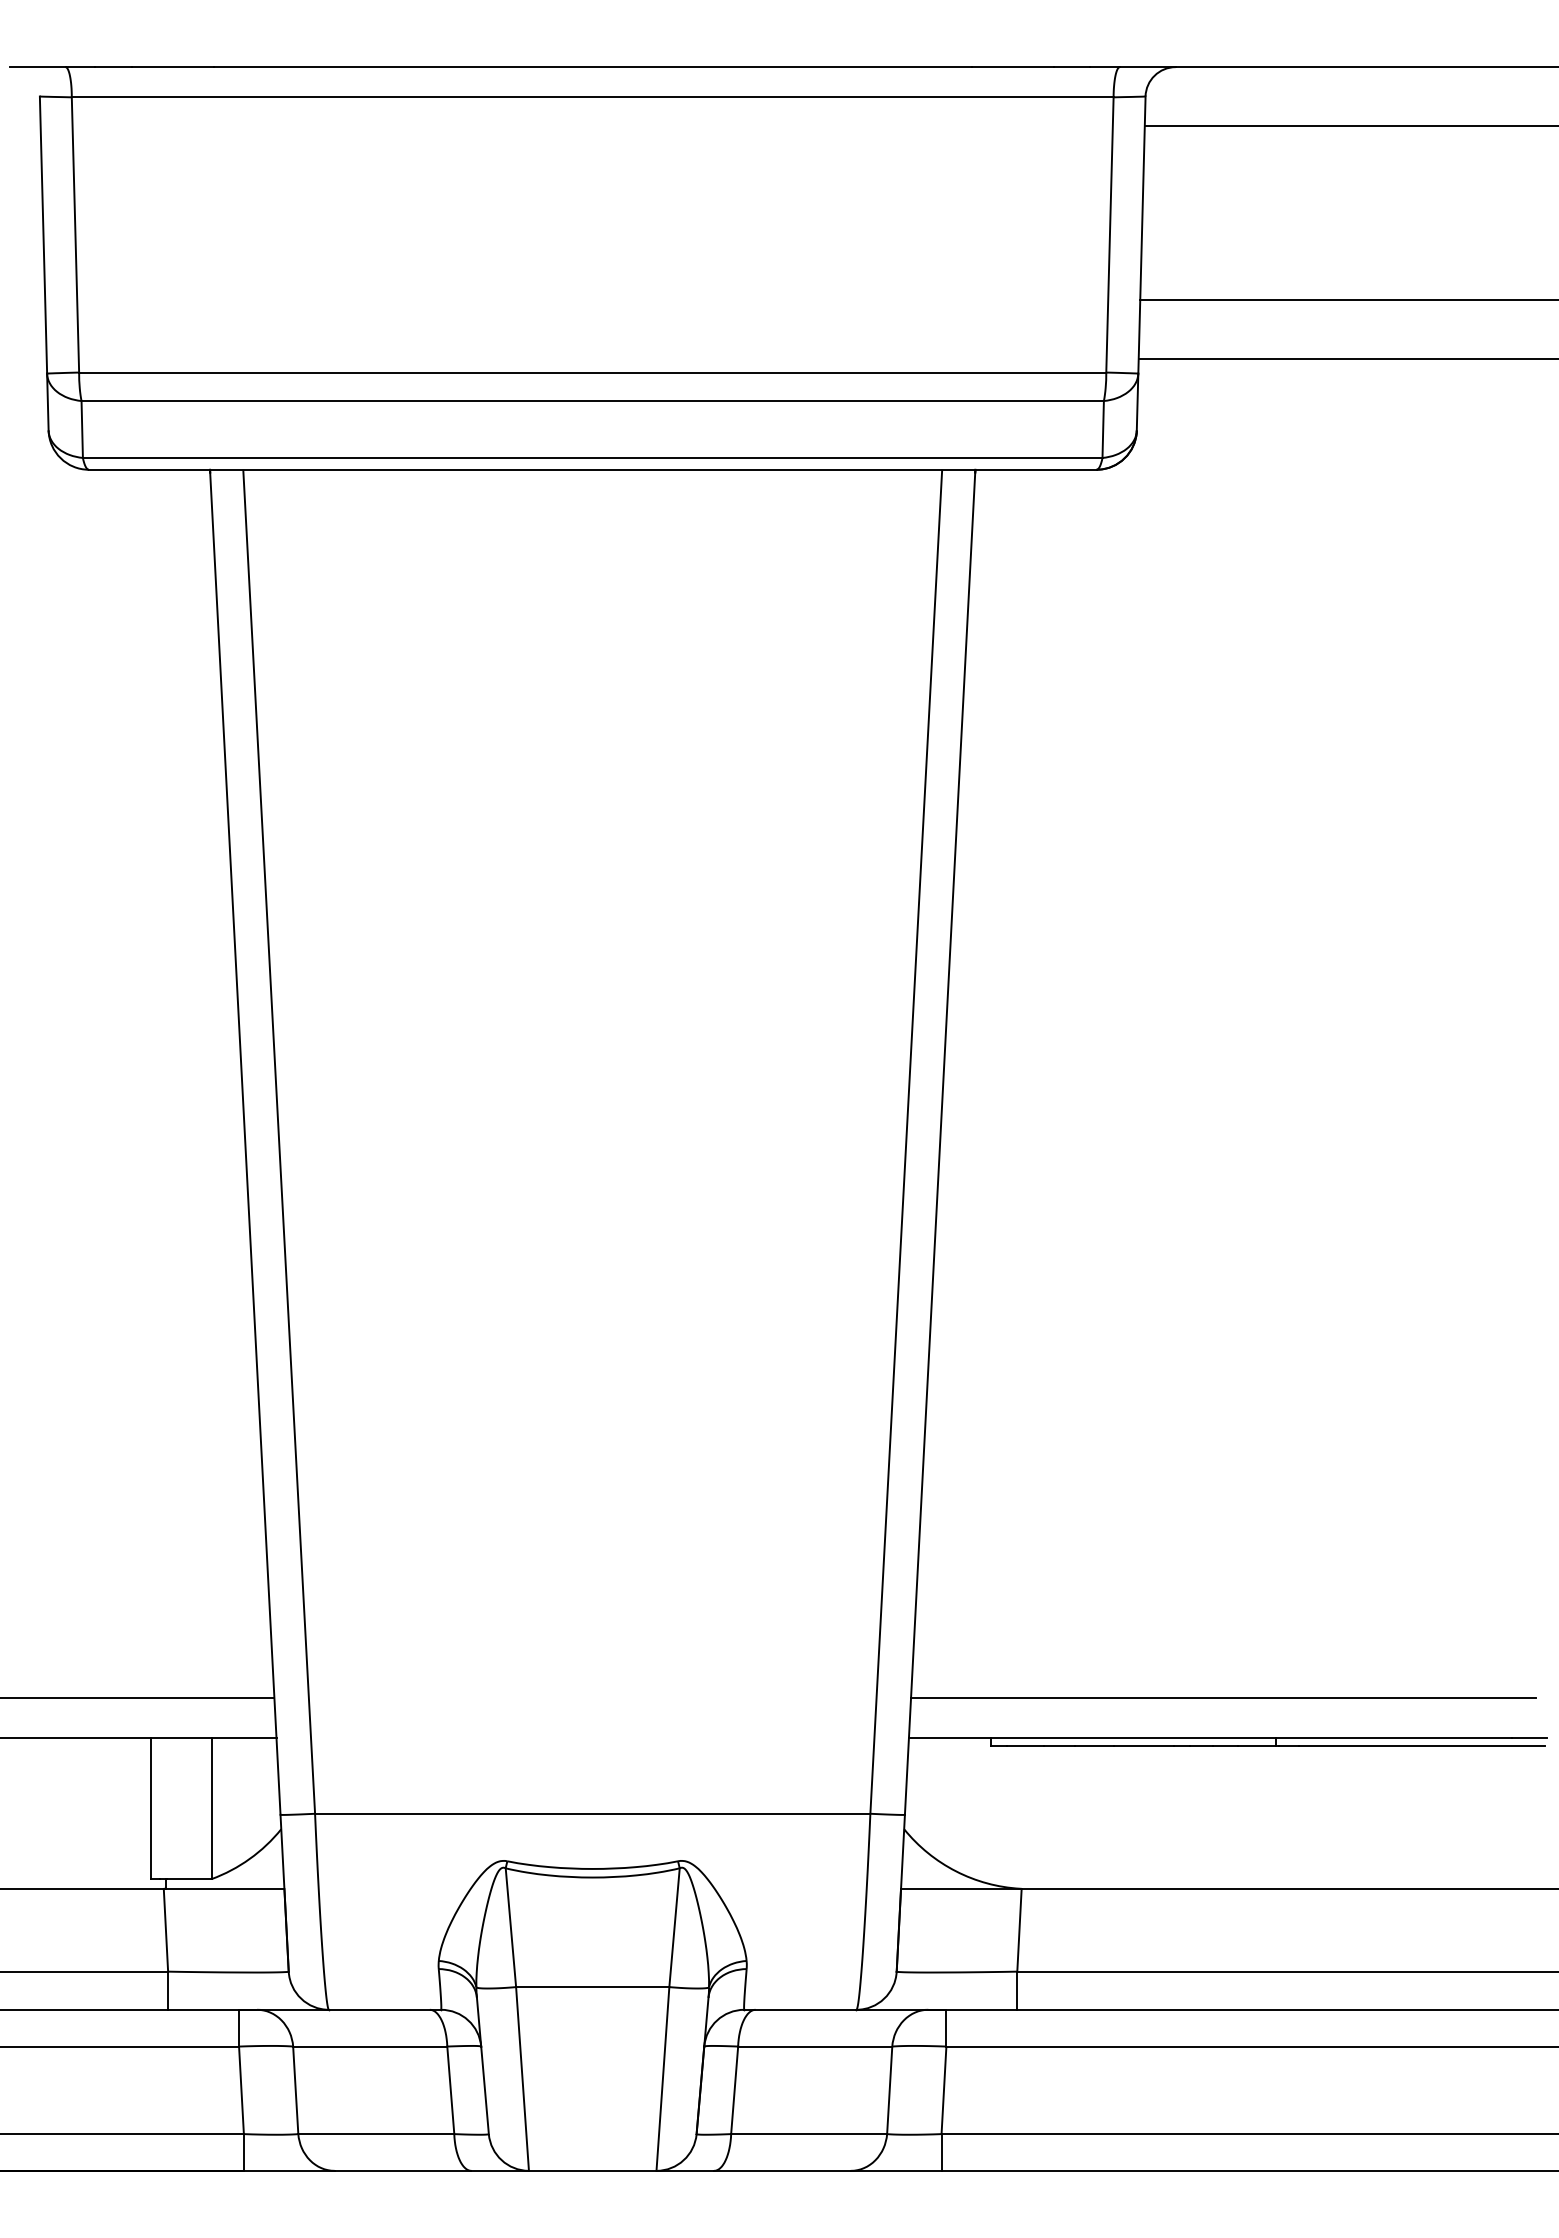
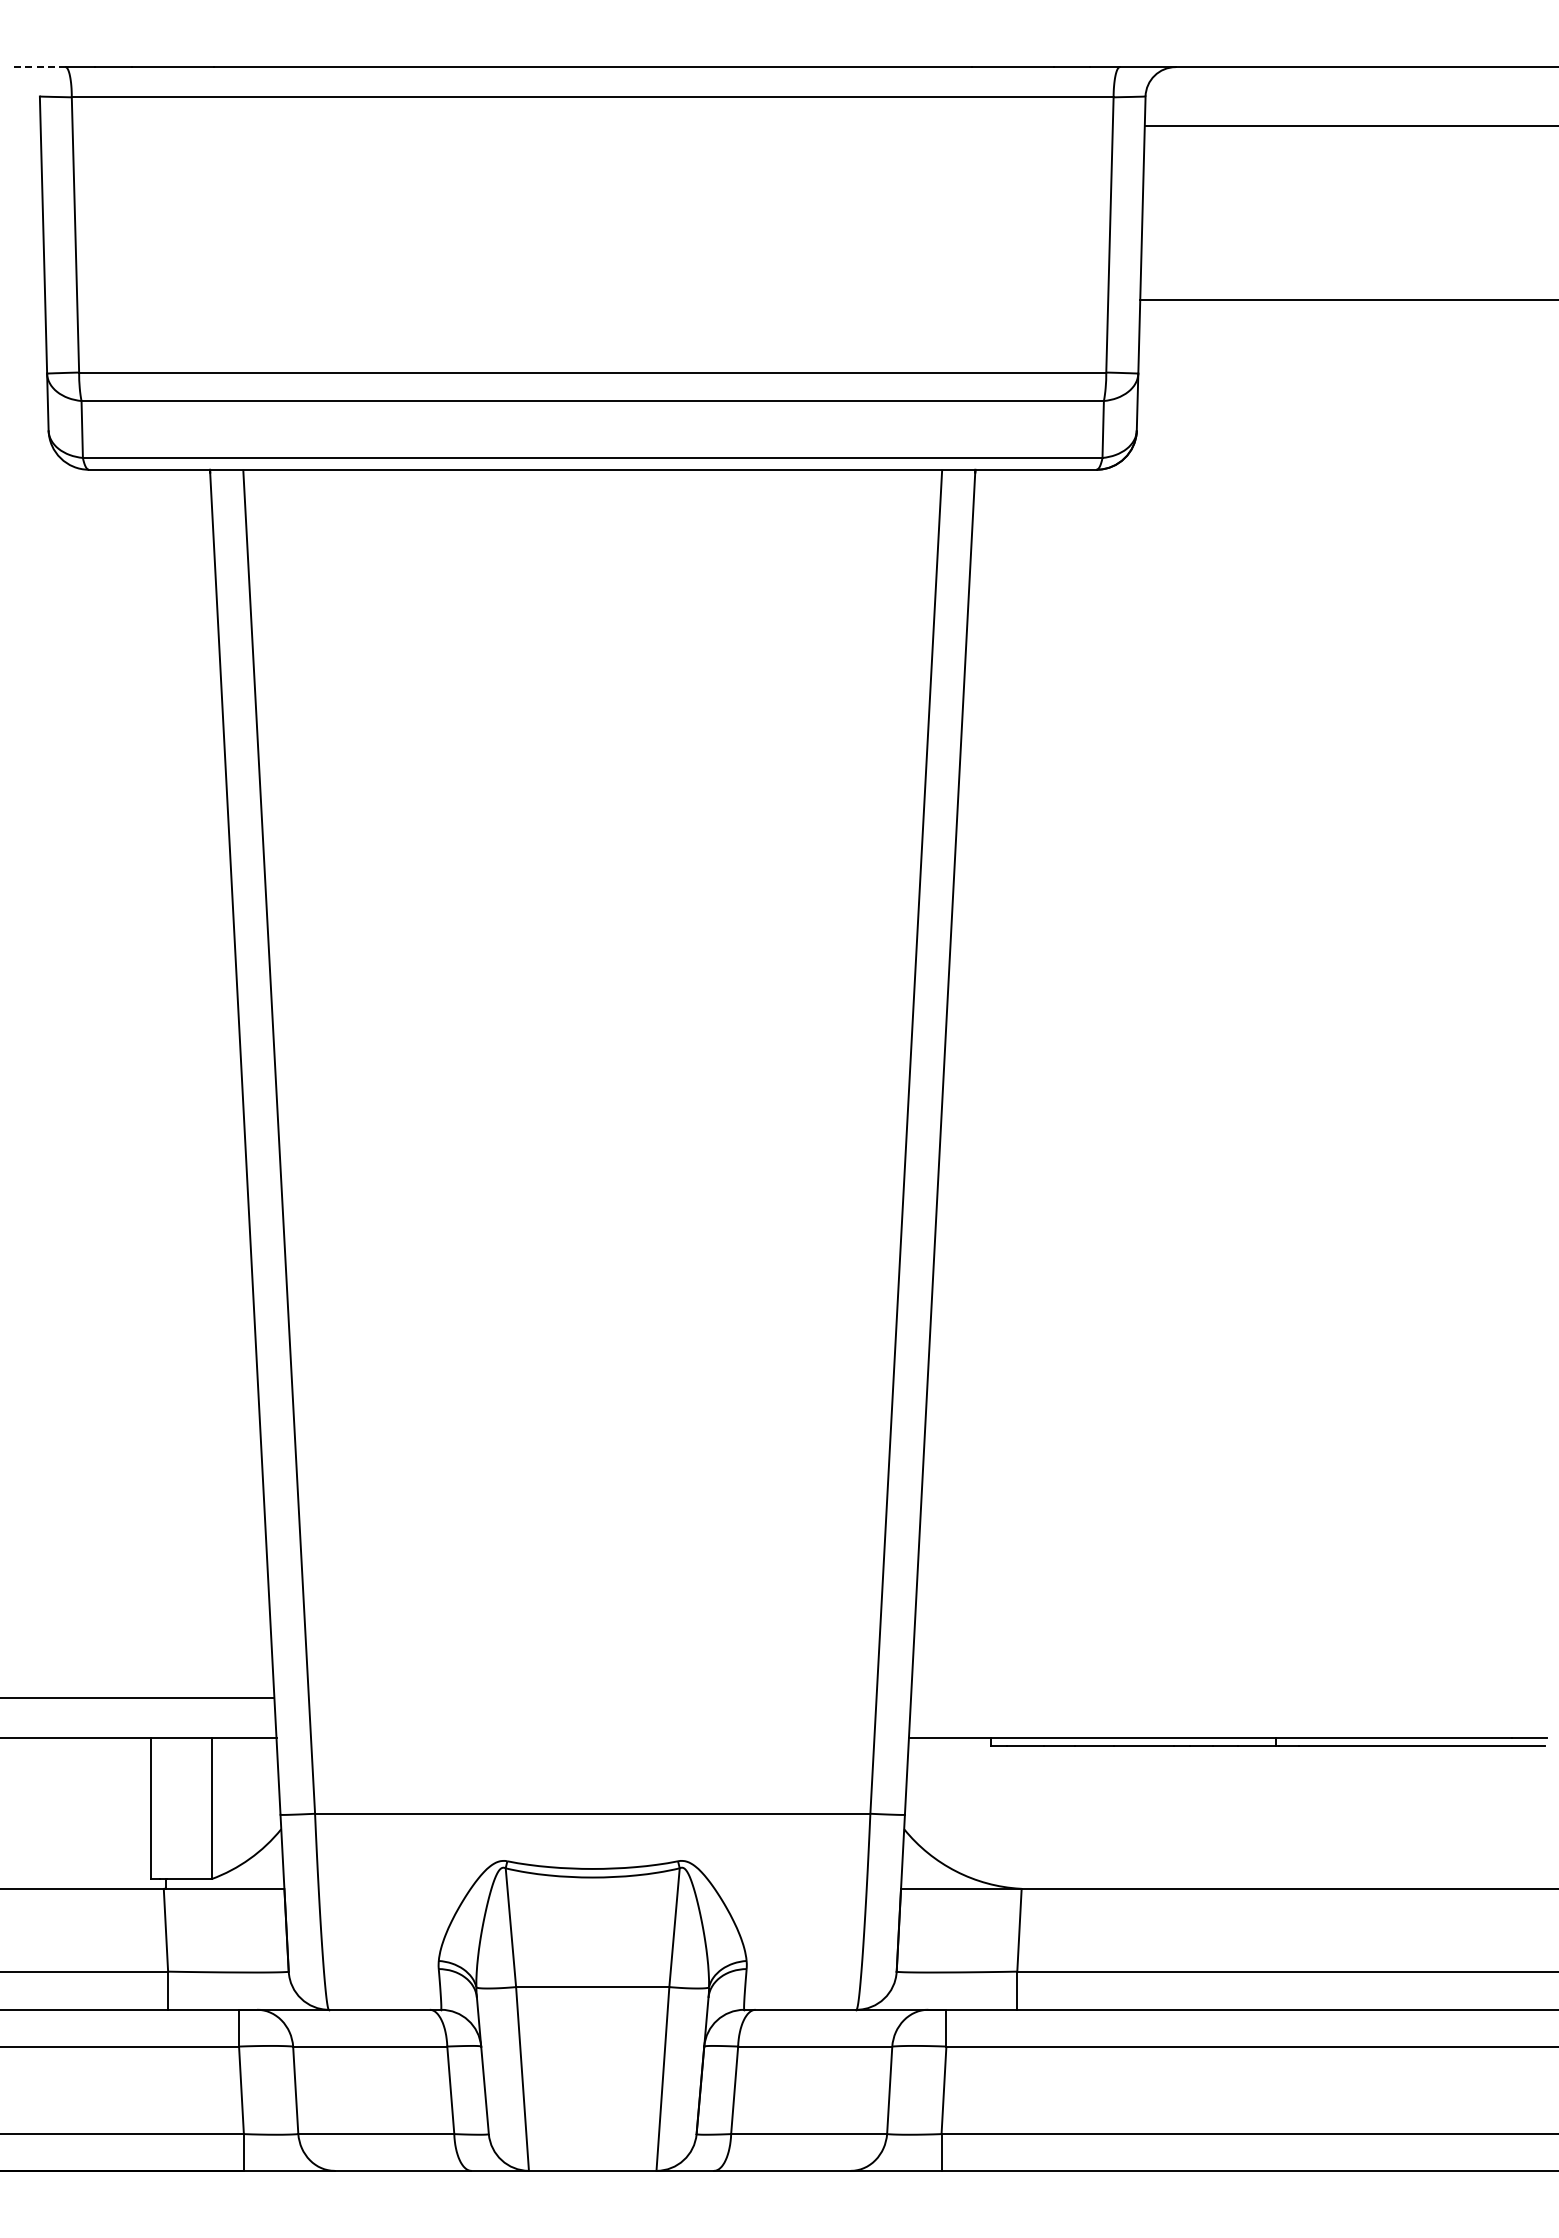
line: solid -> dashed (37, 67)
line: present -> none (1346, 359)
line: present -> none (1223, 1698)
